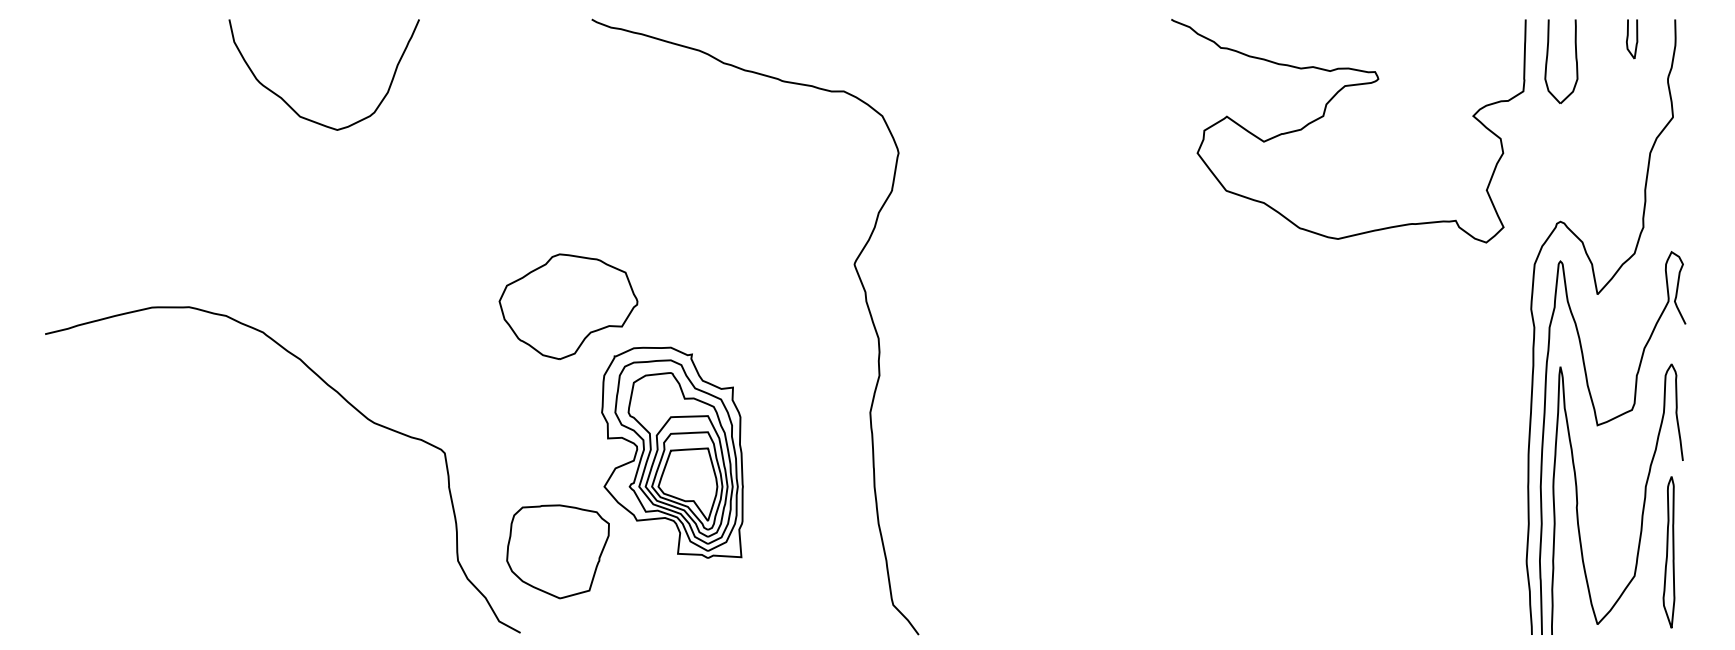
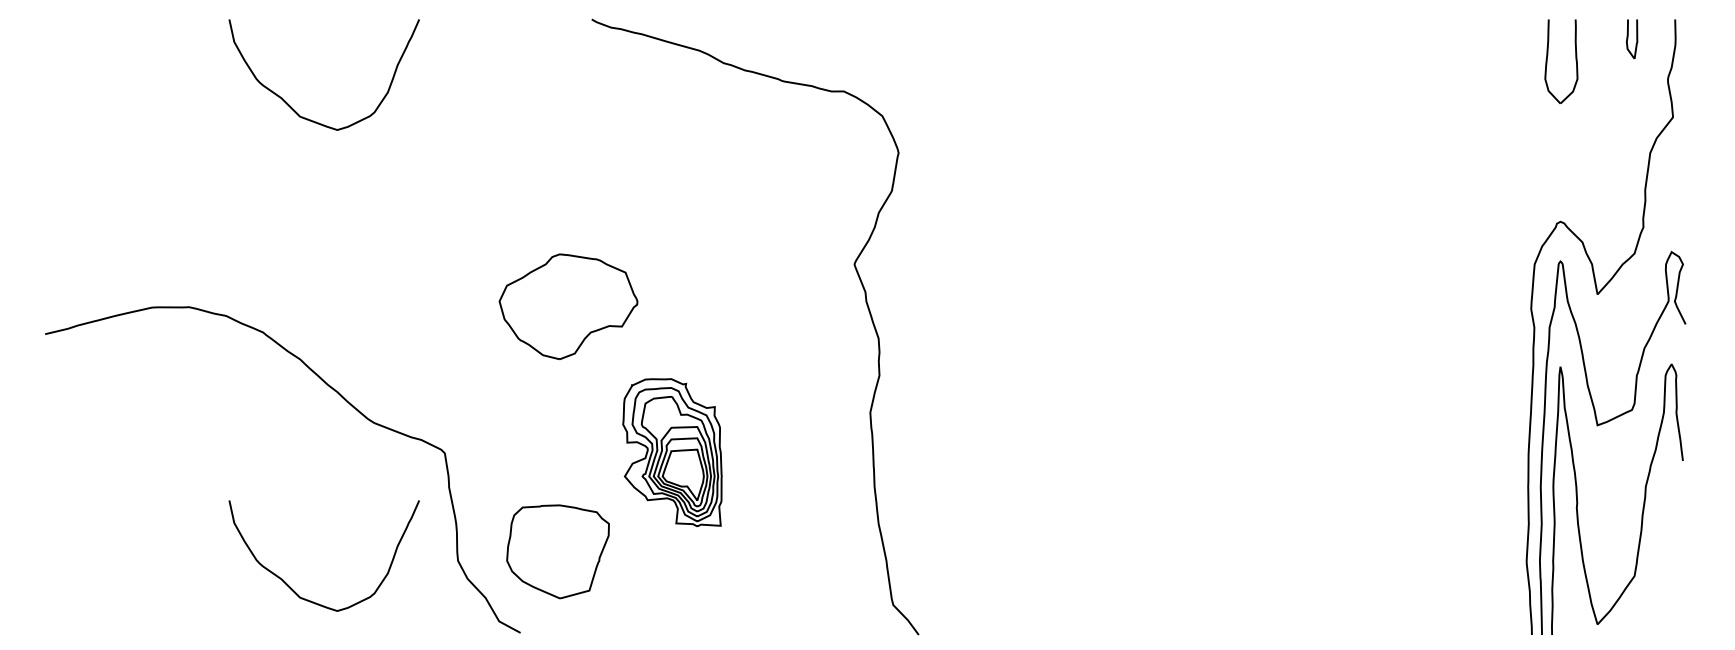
curve: present -> none (1324, 116)
part size: 143x213 px -> 101x149 px (672, 452)
part: present -> none (1668, 552)
curve: none -> present (291, 587)
